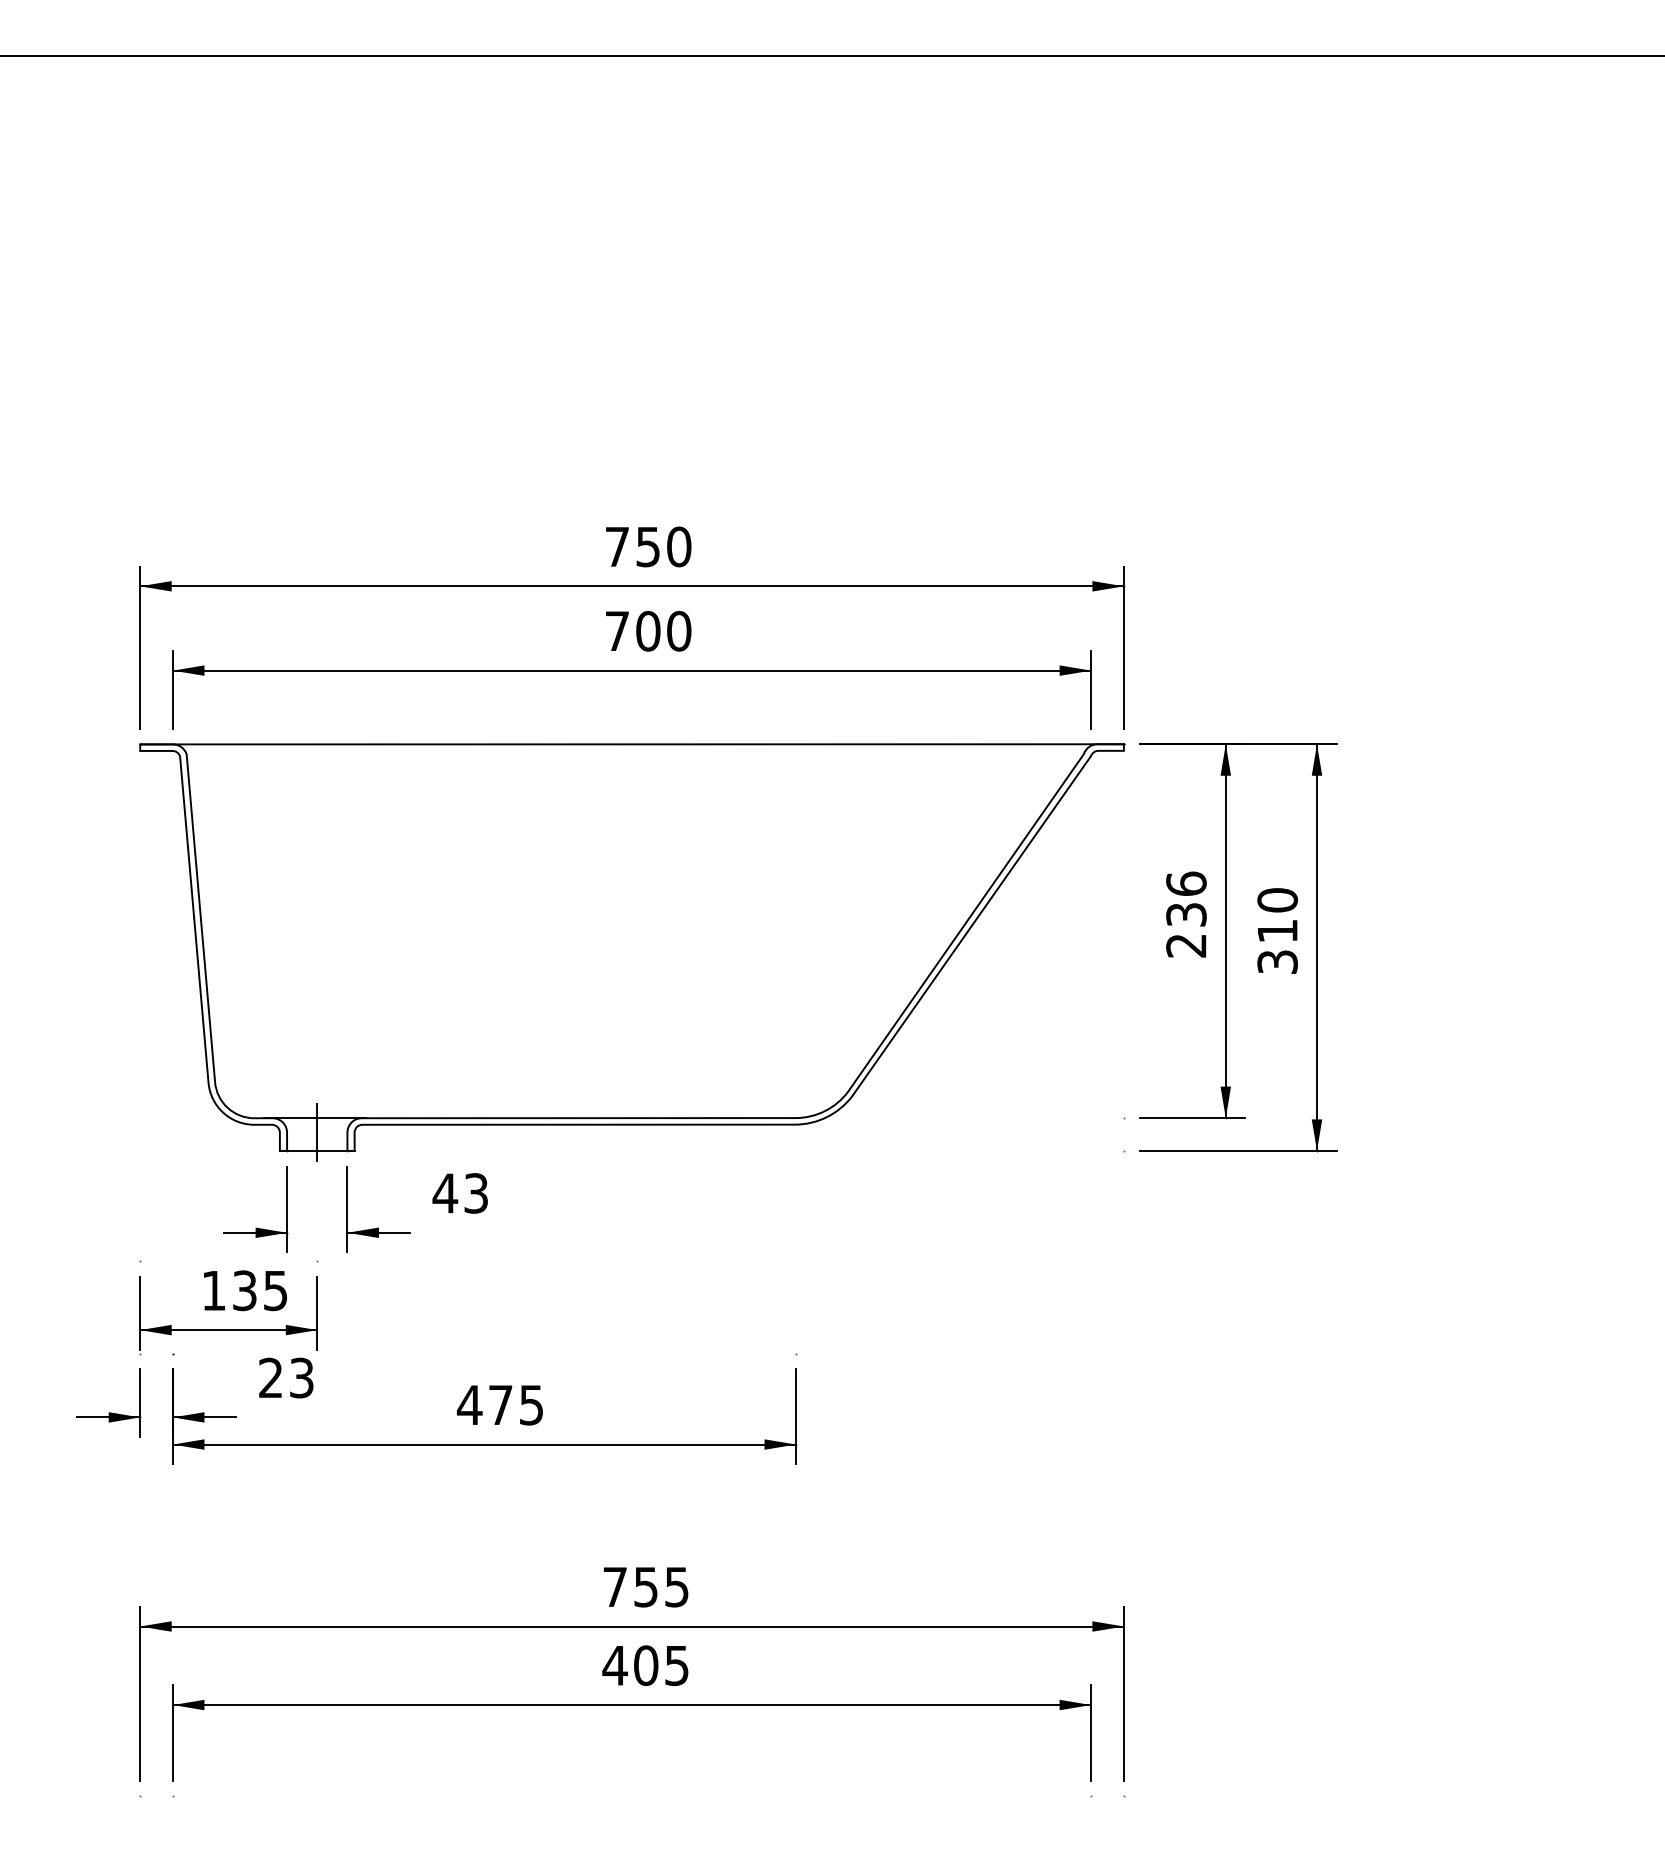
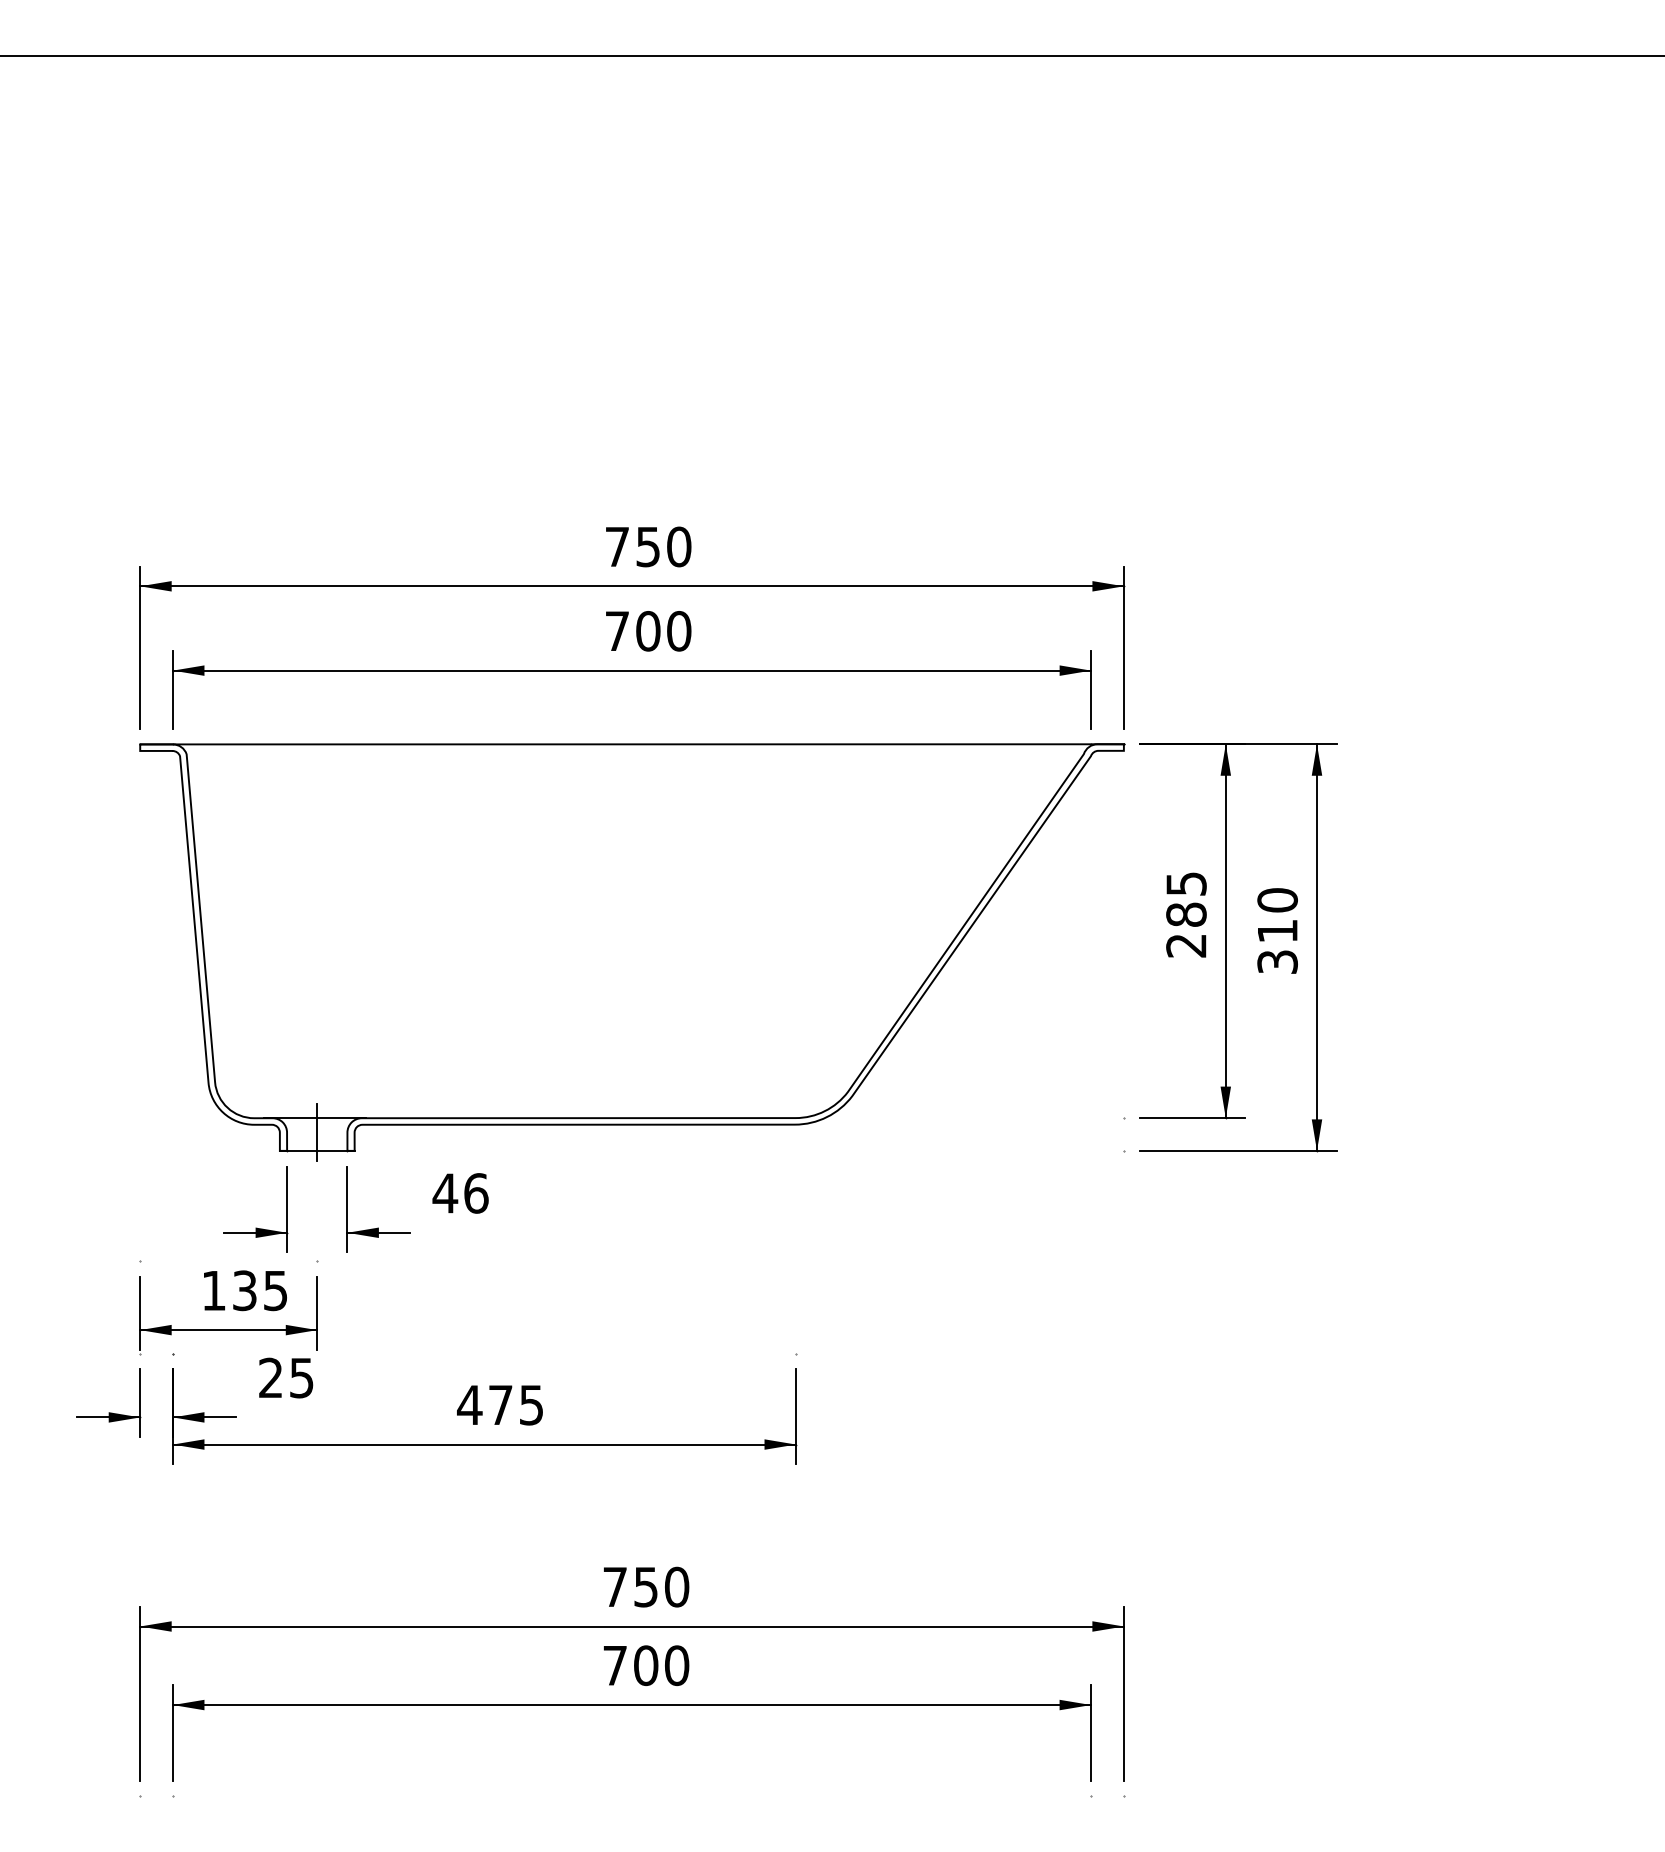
text: 236 -> 285 (1186, 898)
text: 43 -> 46 (476, 1193)
text: 23 -> 25 (301, 1377)
text: 755 -> 750 (677, 1586)
text: 405 -> 700 (645, 1665)
